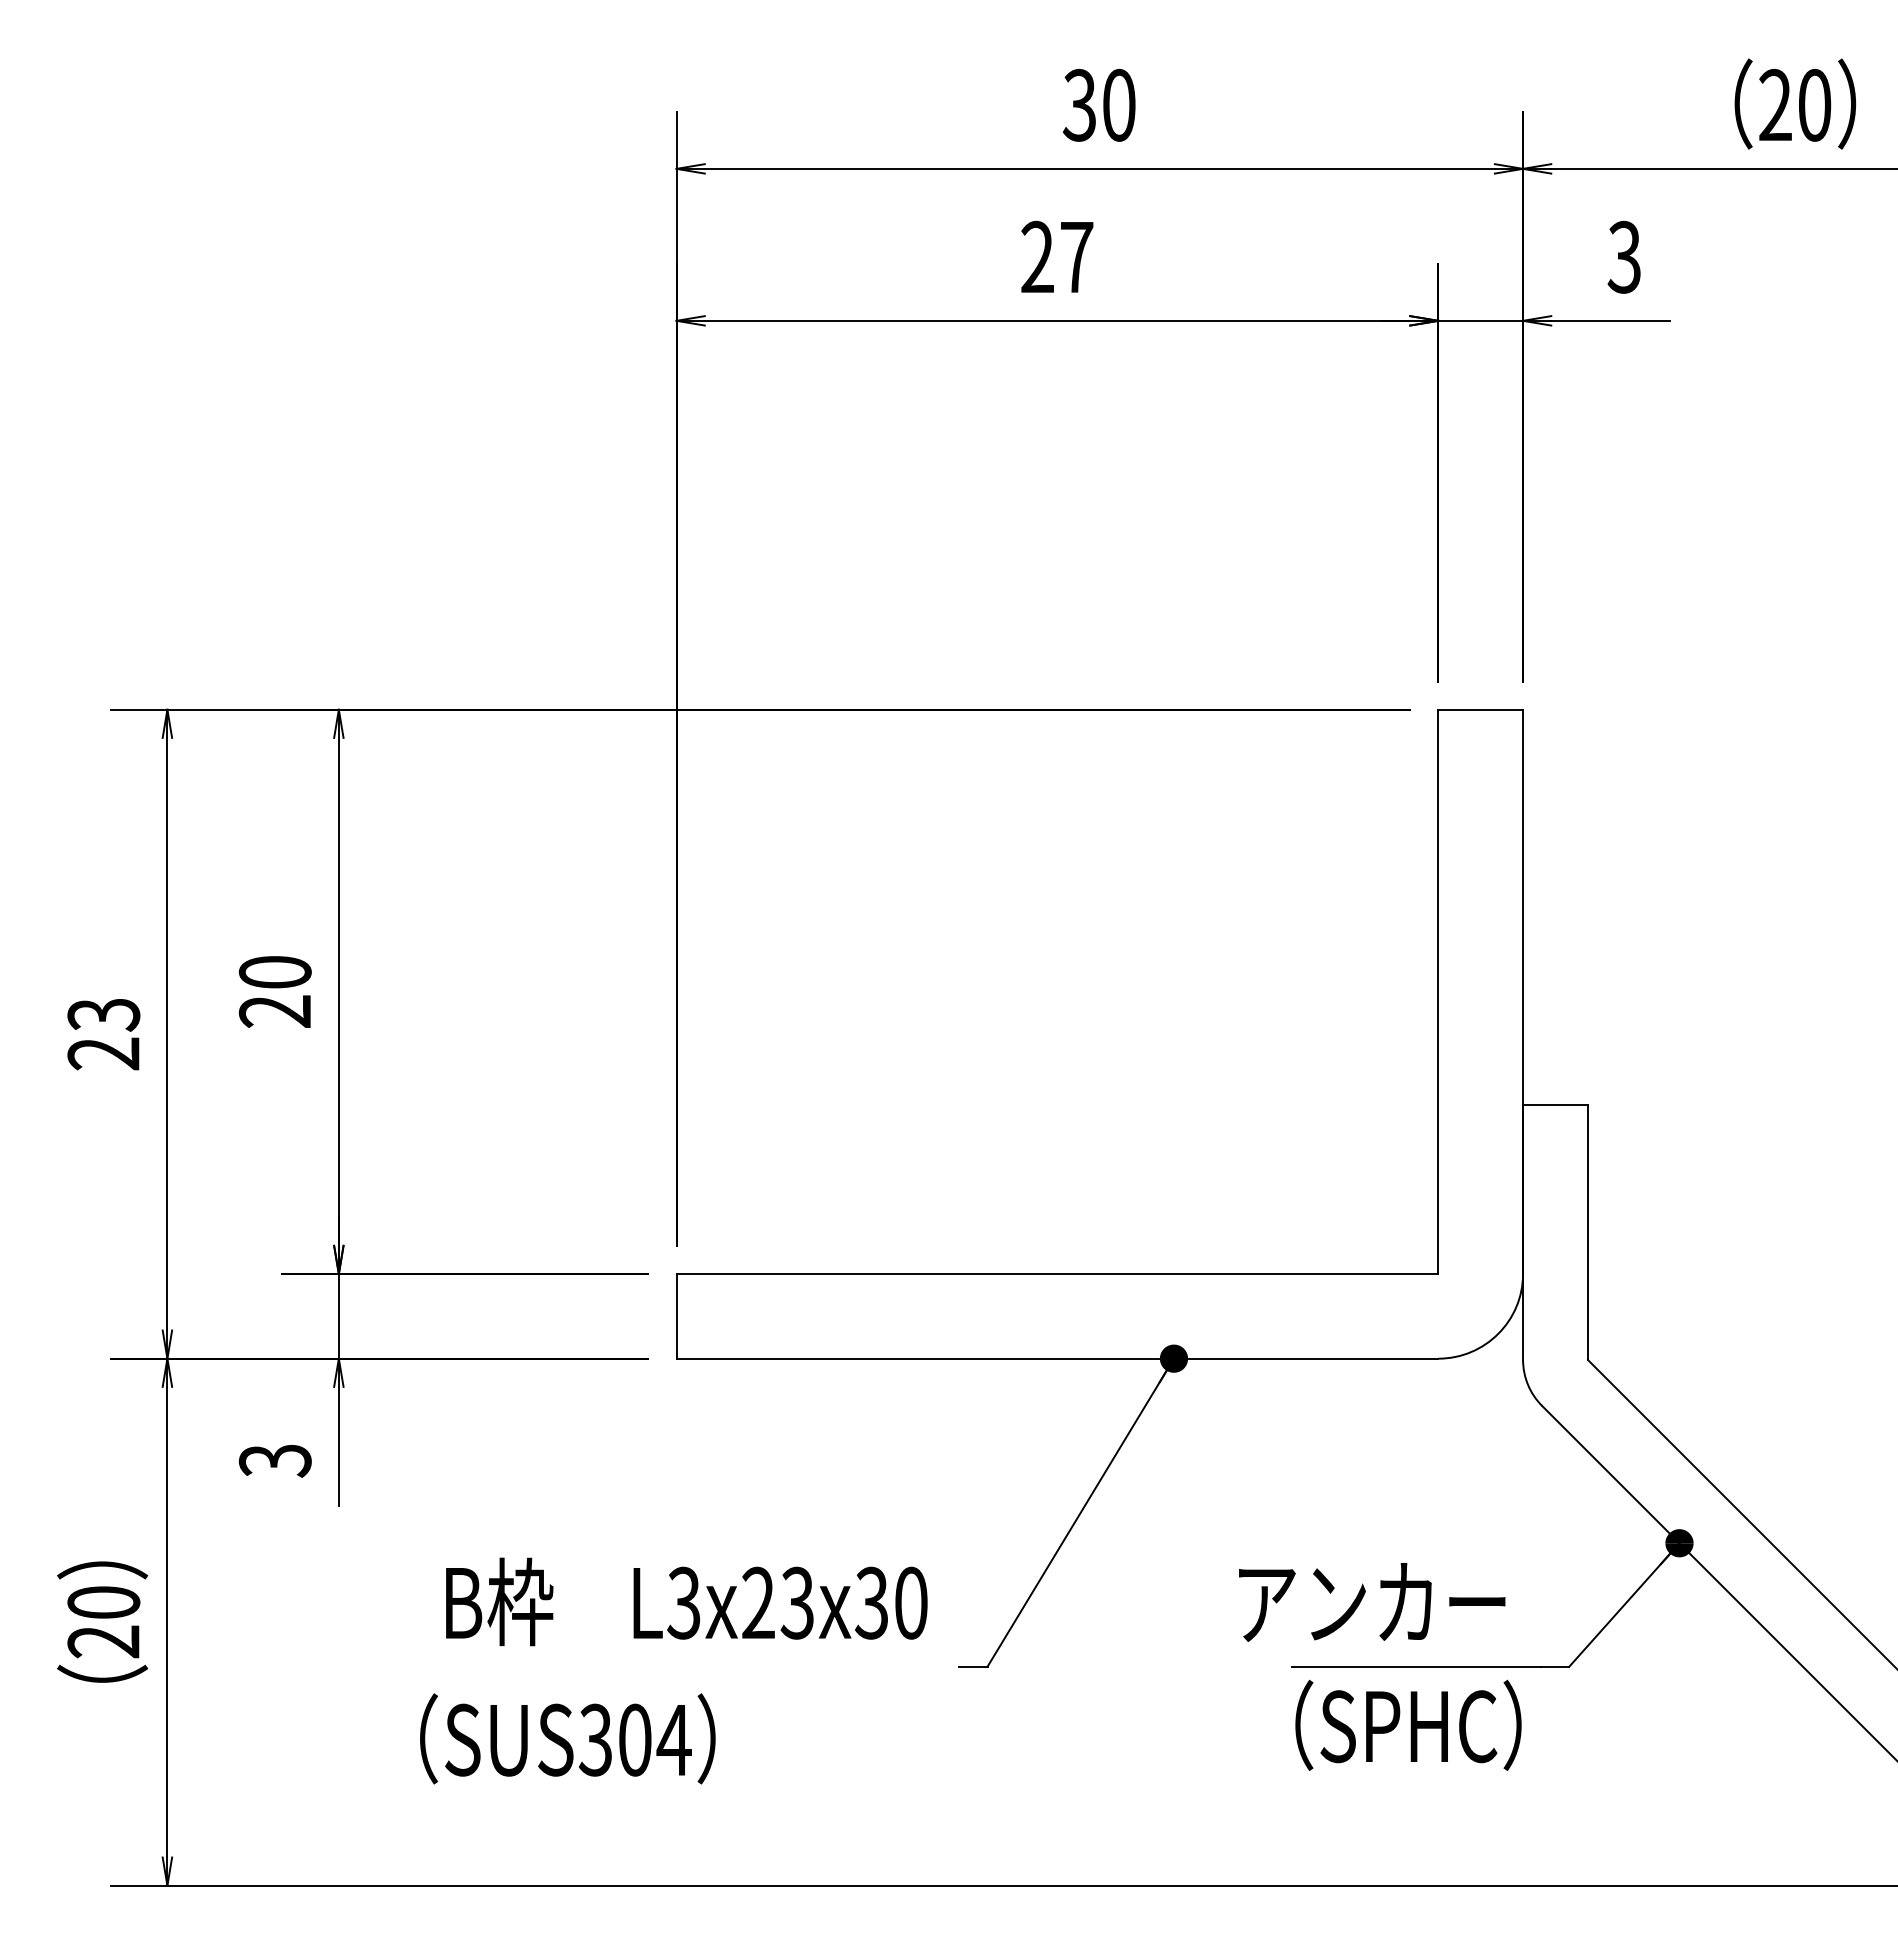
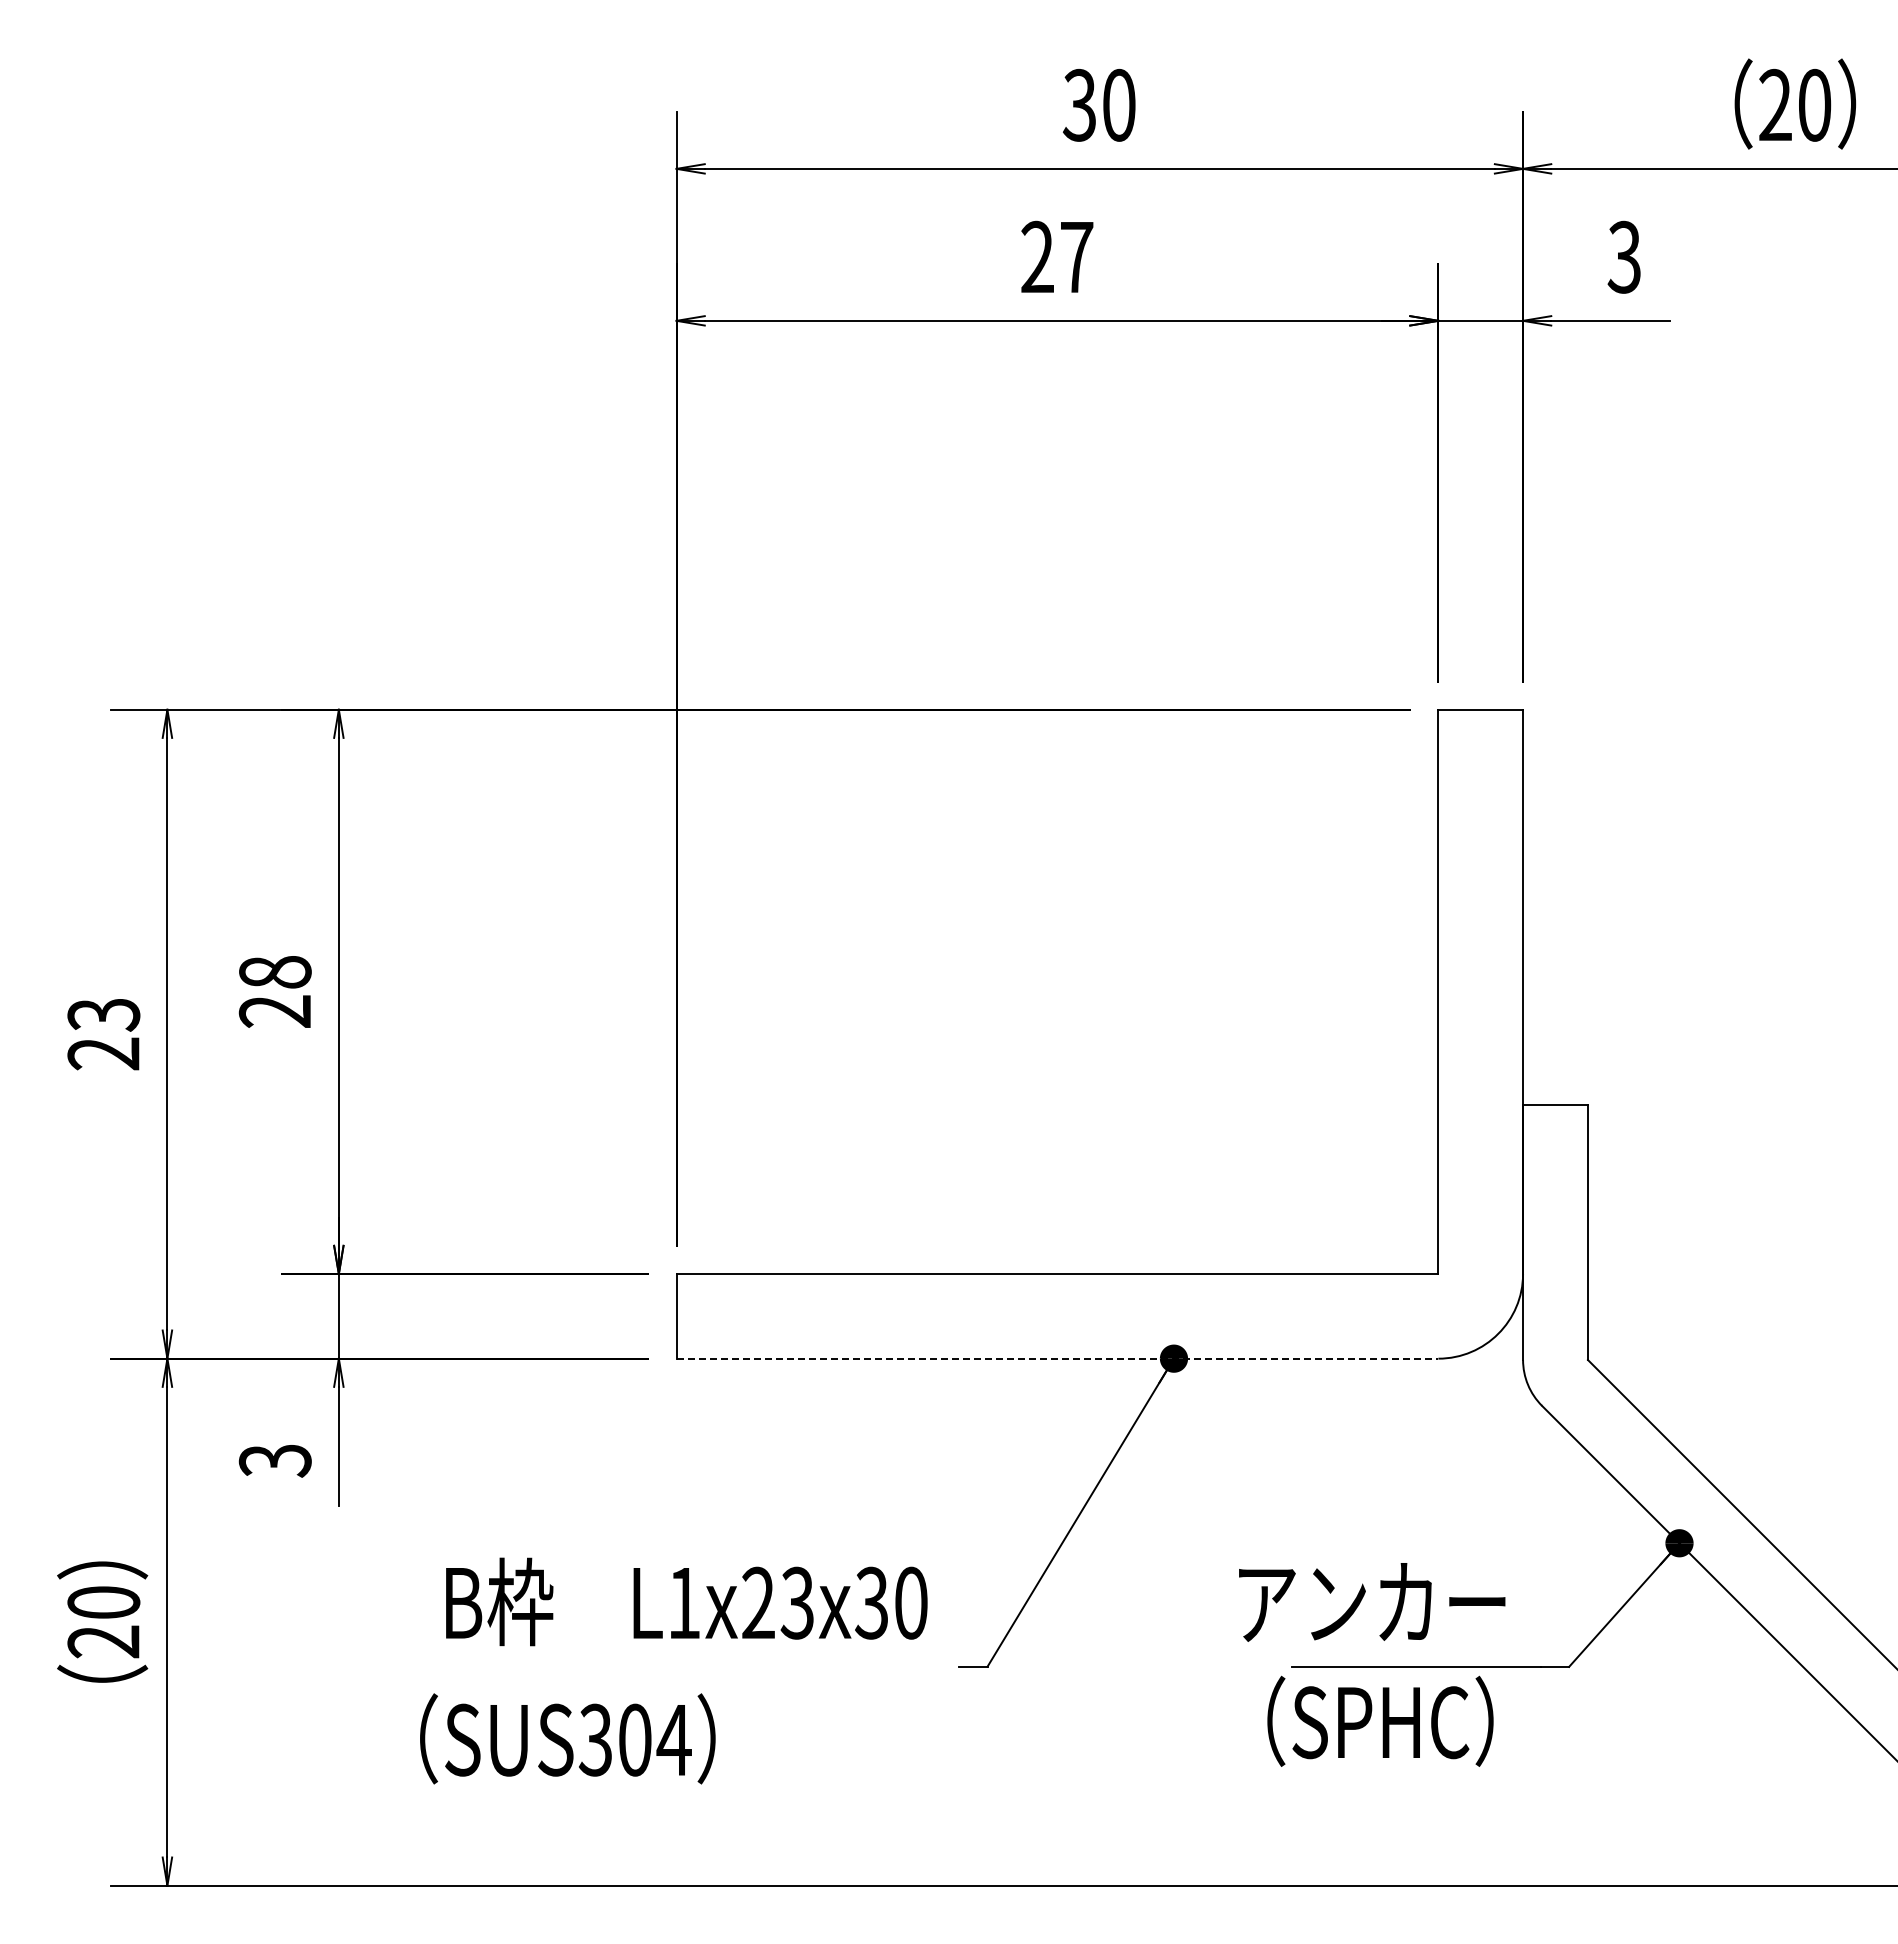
text: 20 -> 28 (274, 972)
line: solid -> dashed (1057, 1358)
text: L3x23x30 -> L1x23x30 (683, 1602)
text position: (1408, 1724) -> (1380, 1720) (1380, 1720)
